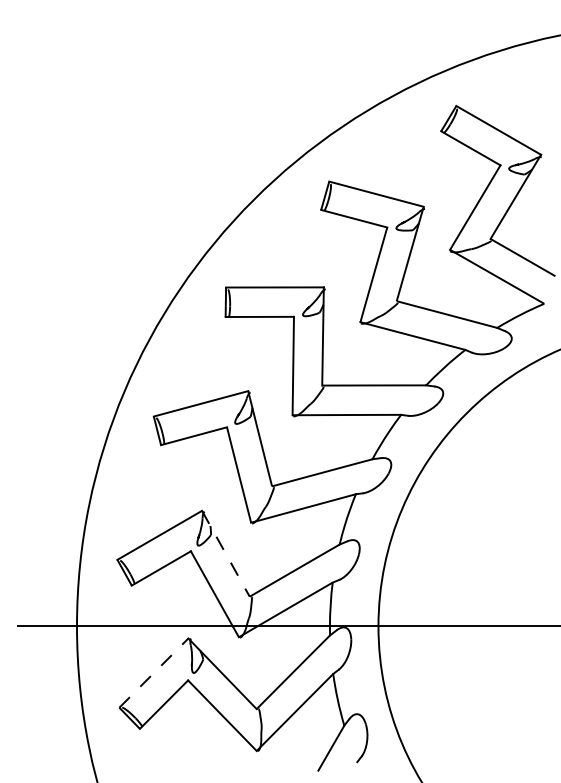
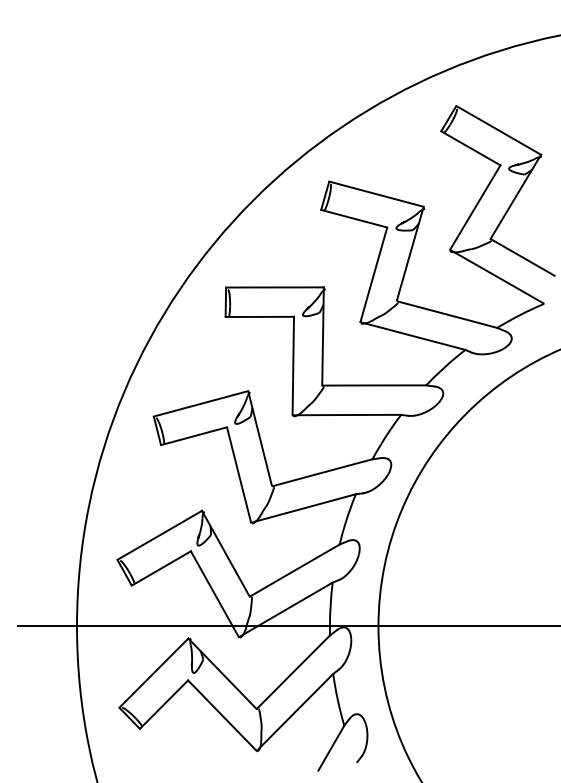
line: dashed -> solid (226, 554)
line: dashed -> solid (153, 673)
